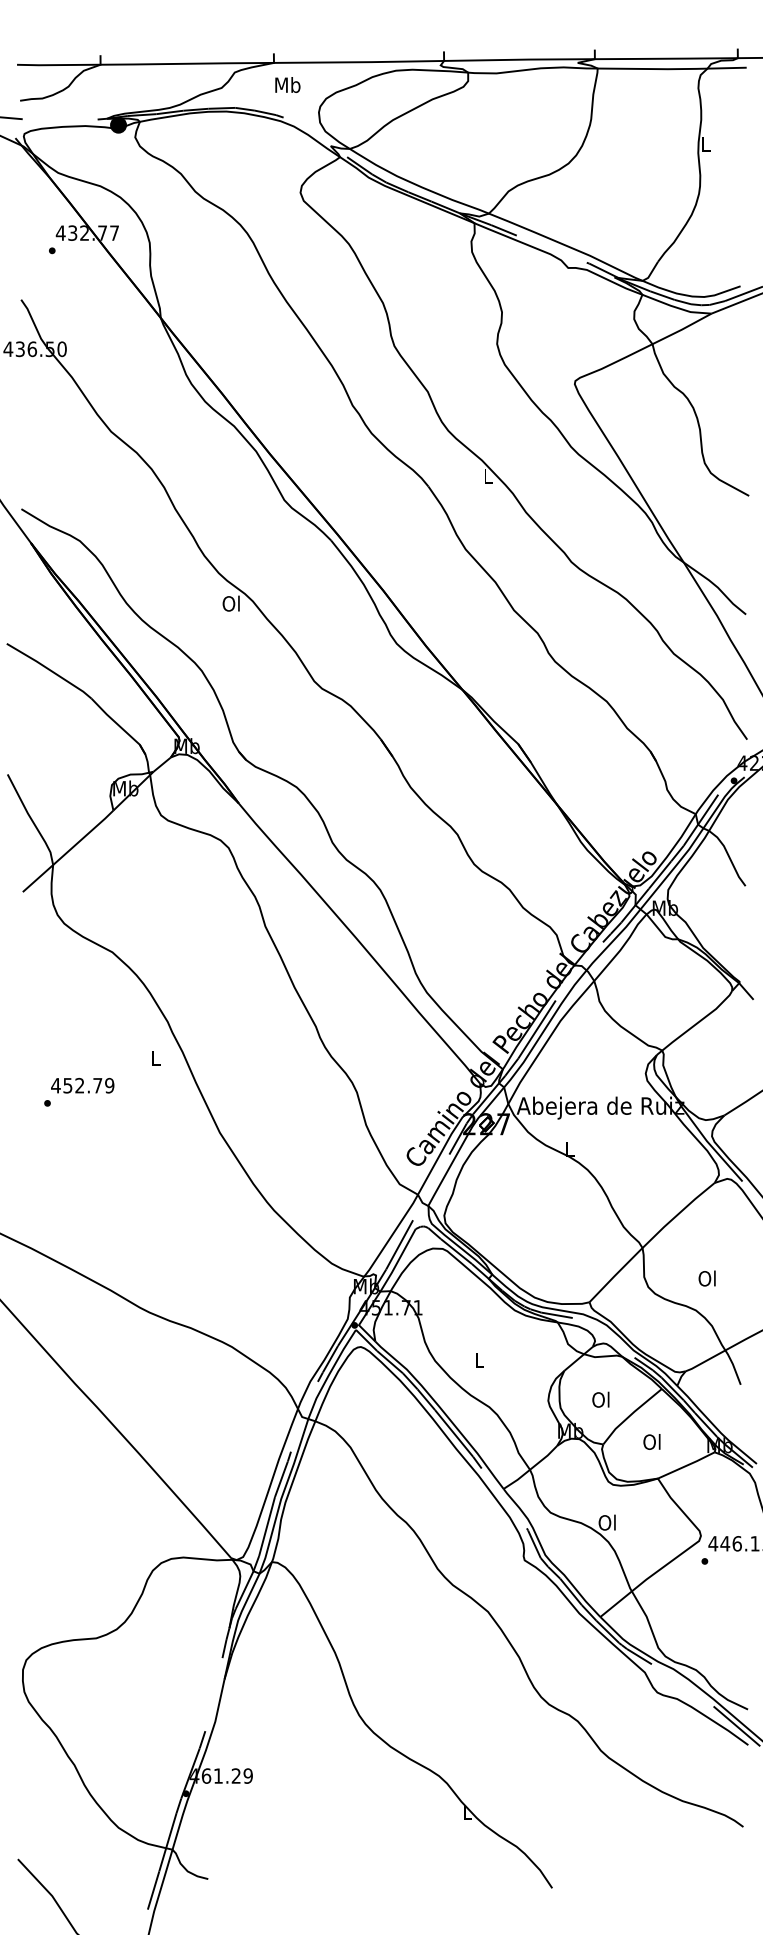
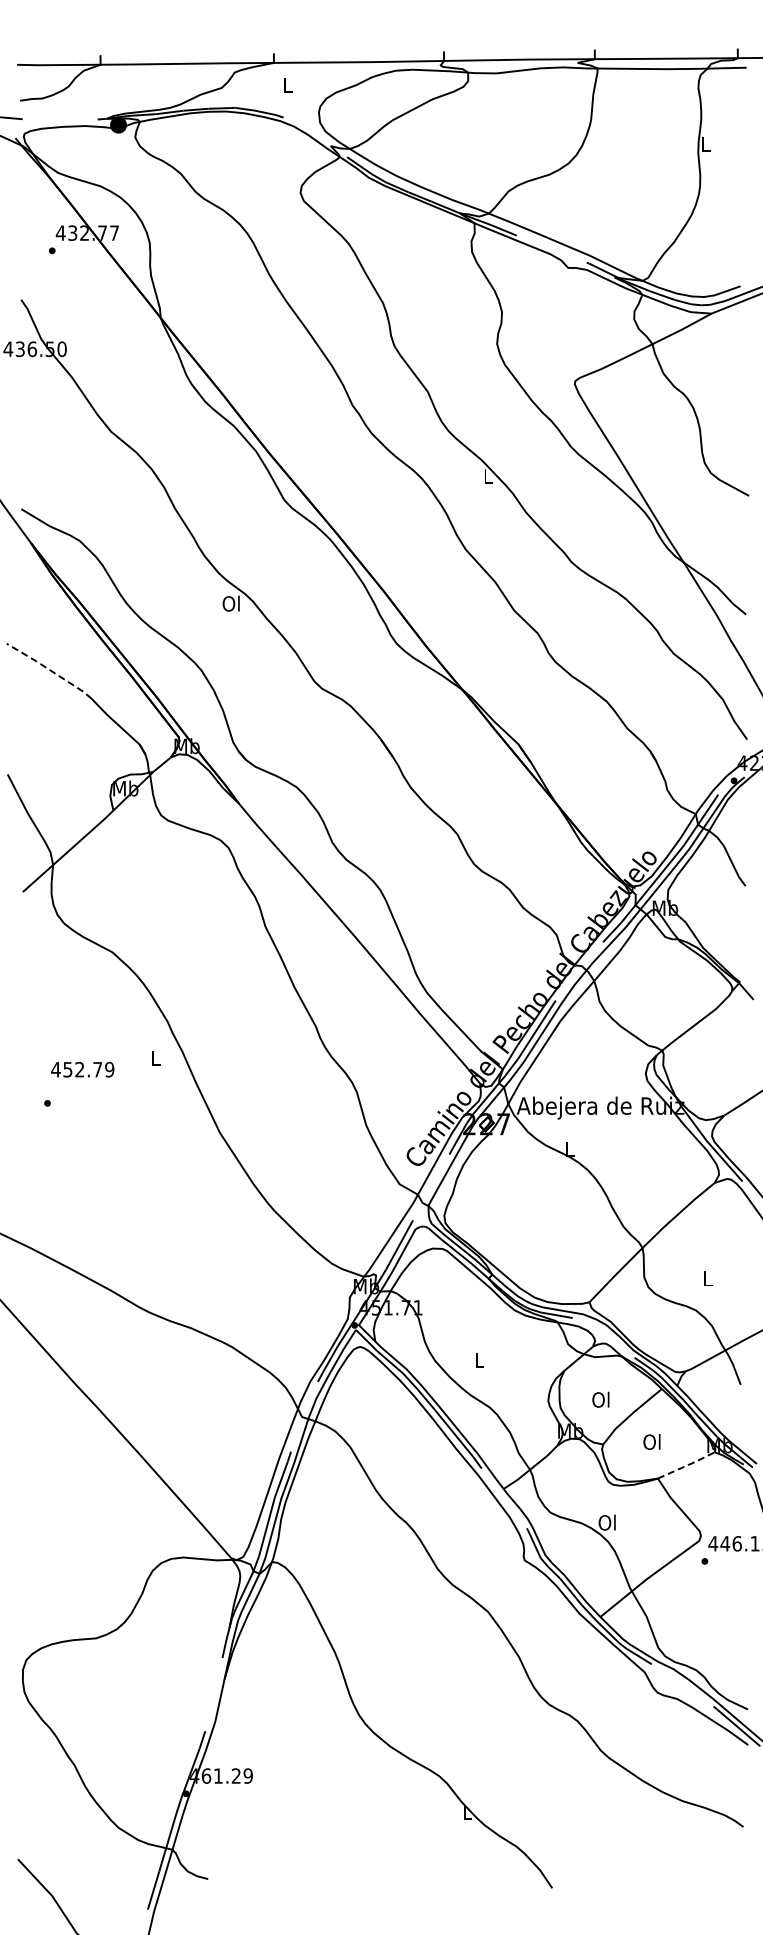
text: Mb -> L (287, 85)
line: solid -> dashed (49, 669)
text position: (82, 1085) -> (82, 1069) (82, 1069)
text: Ol -> L (706, 1278)
line: solid -> dashed (687, 1465)
